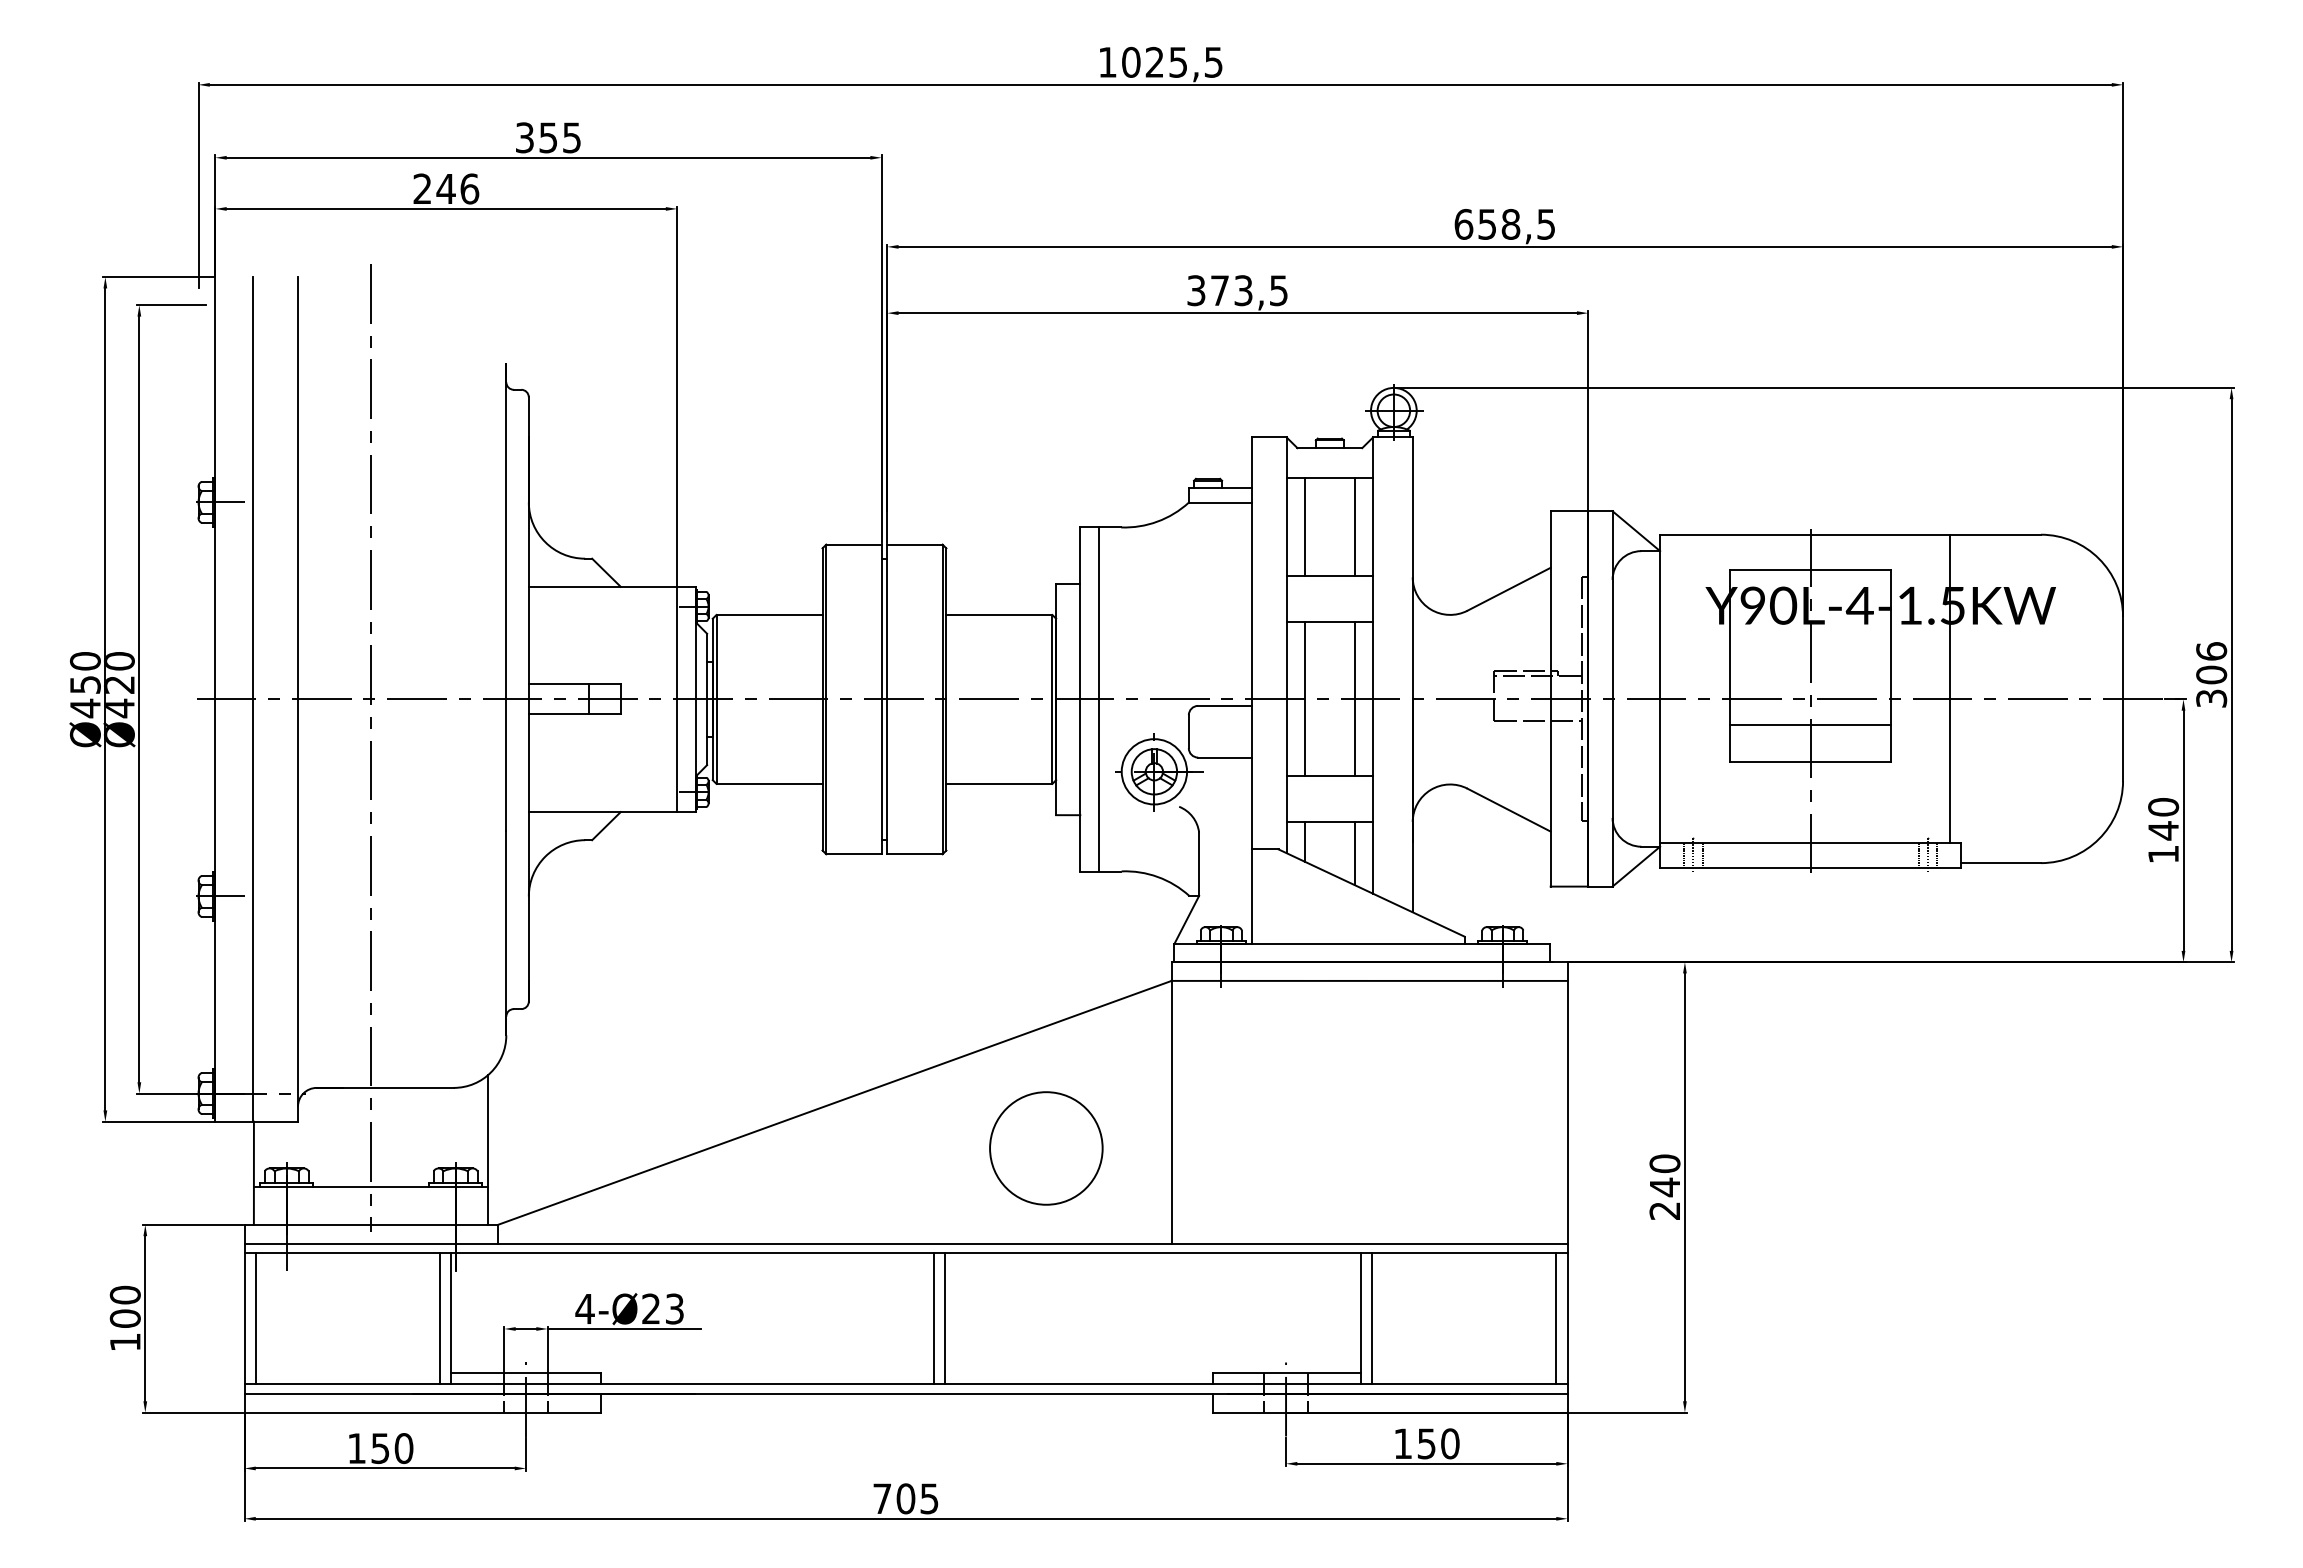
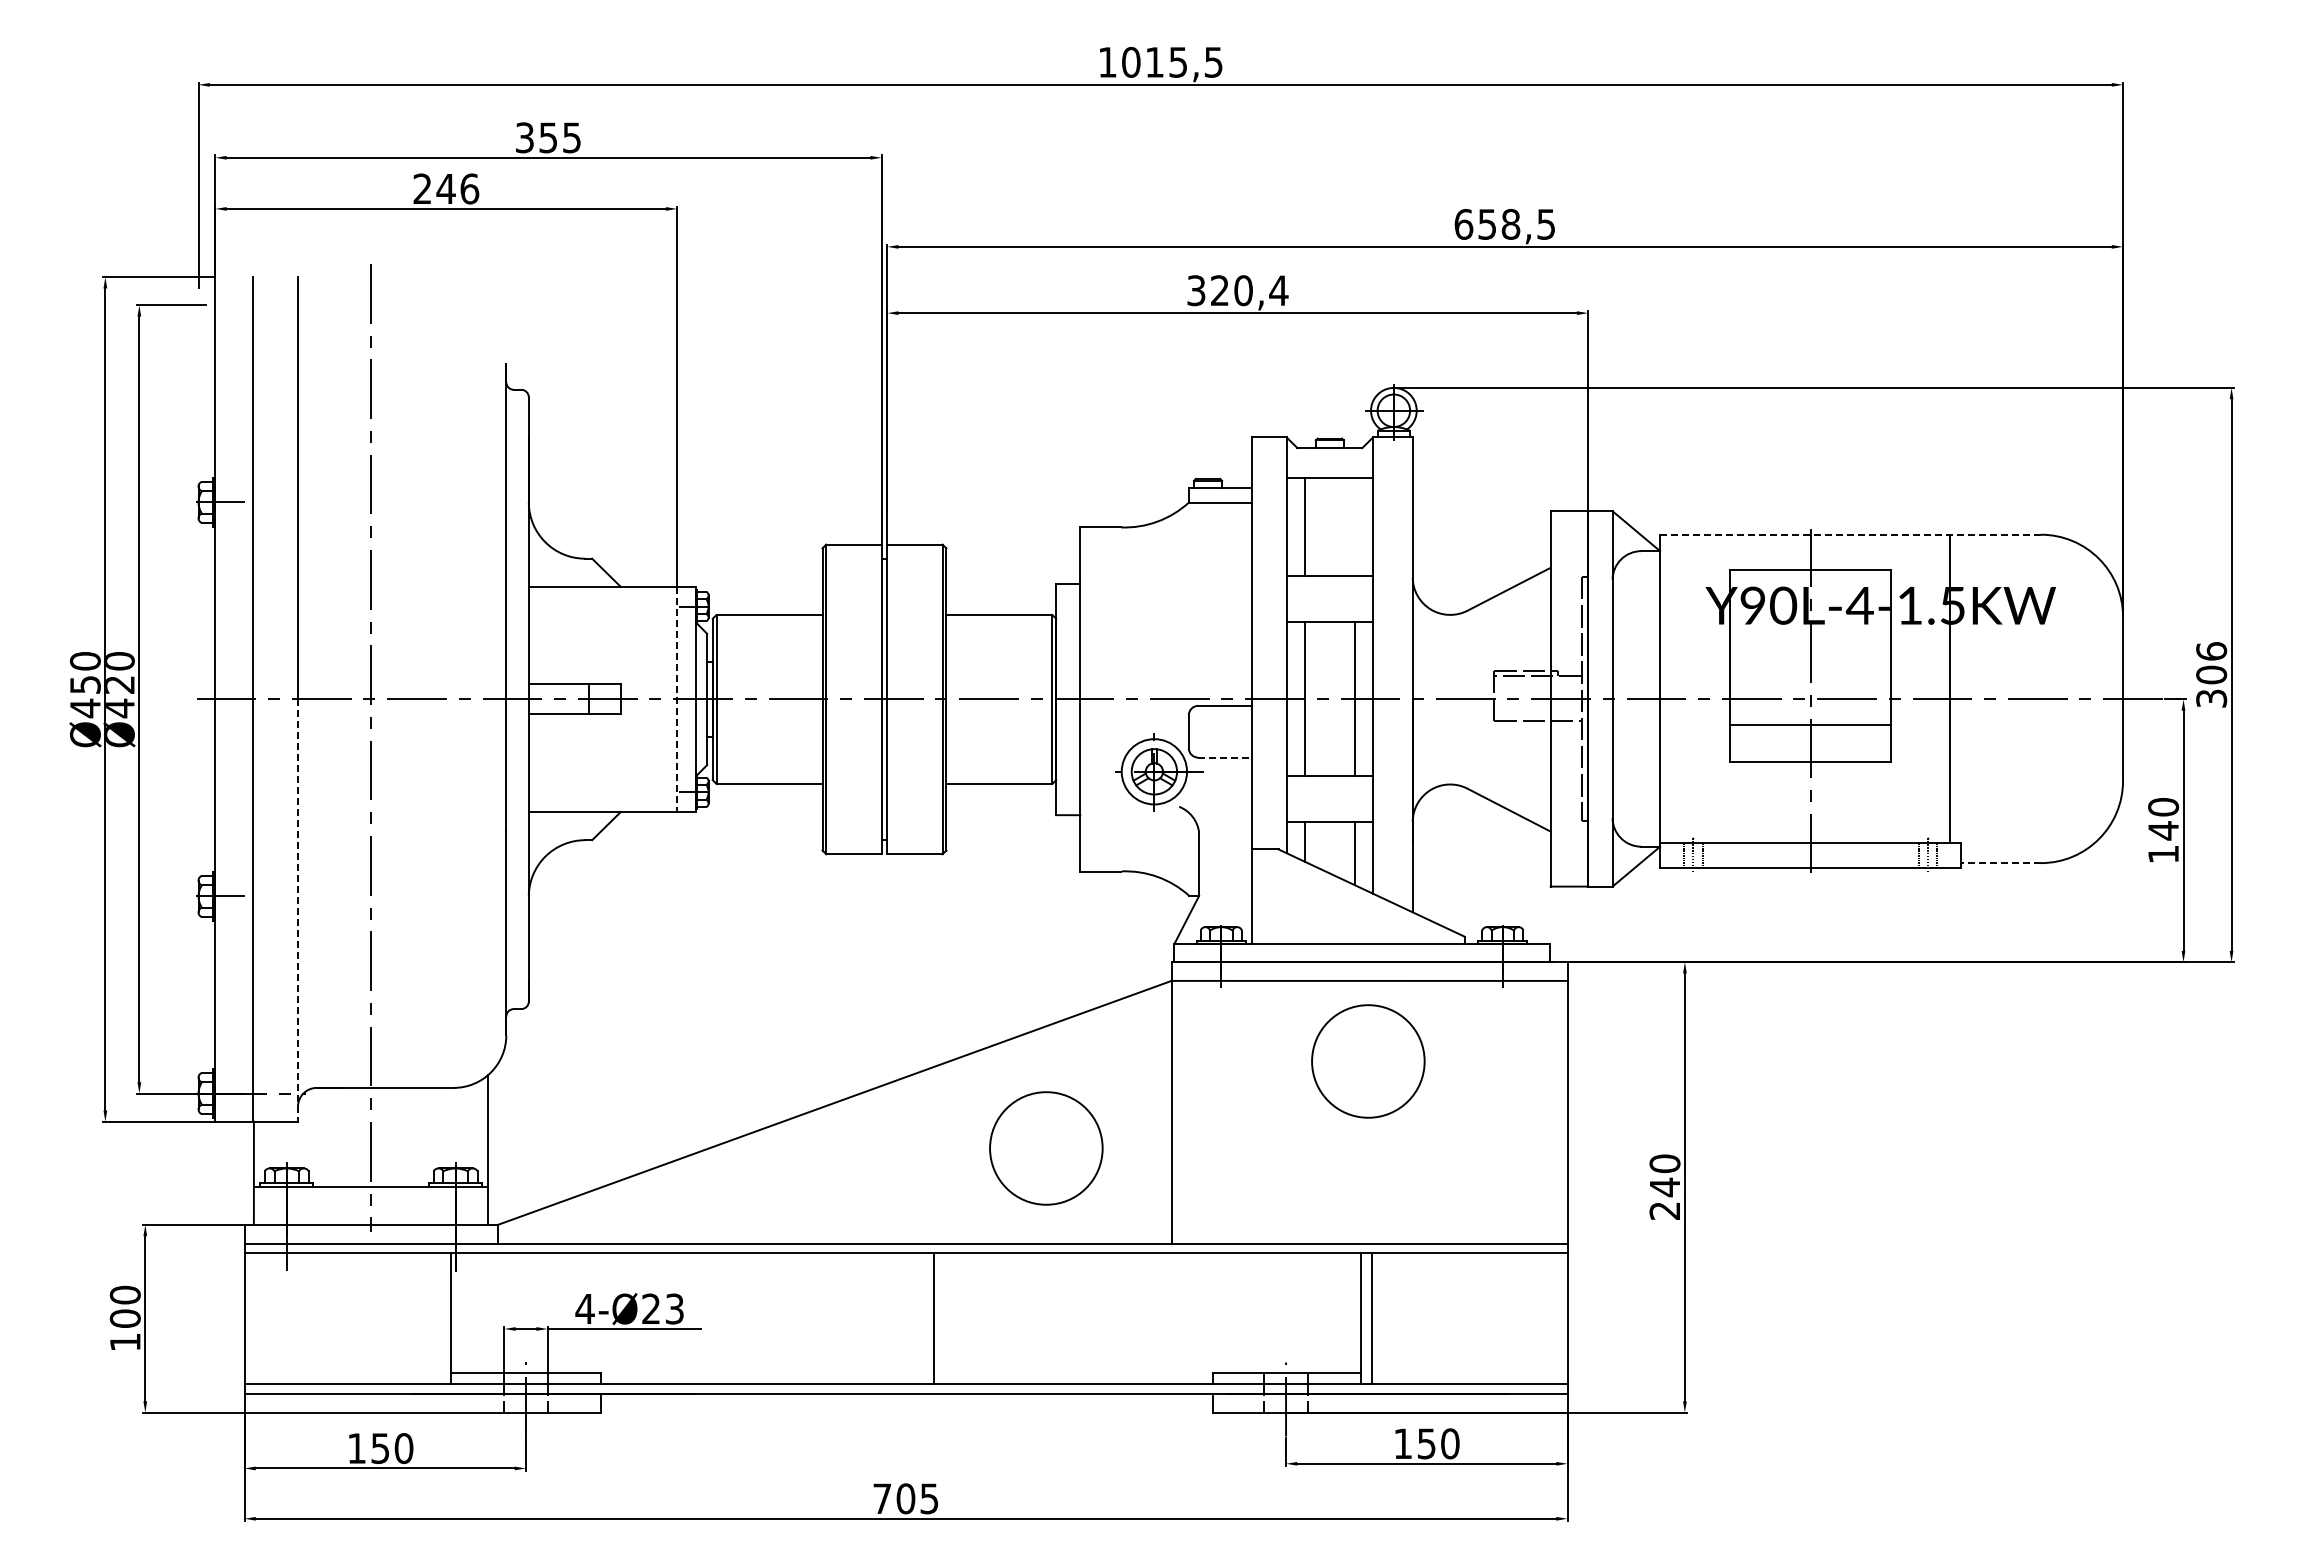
text: 1025,5 -> 1015,5 (1154, 61)
text: 373,5 -> 320,4 (1249, 290)
line: present -> none (1354, 527)
line: solid -> dashed (1851, 534)
line: present -> none (1099, 698)
line: solid -> dashed (677, 699)
line: solid -> dashed (1224, 757)
line: solid -> dashed (2000, 863)
line: solid -> dashed (298, 911)
circle: none -> present (1368, 1061)
line: present -> none (255, 1318)
line: present -> none (439, 1318)
line: present -> none (945, 1318)
line: present -> none (1556, 1318)
